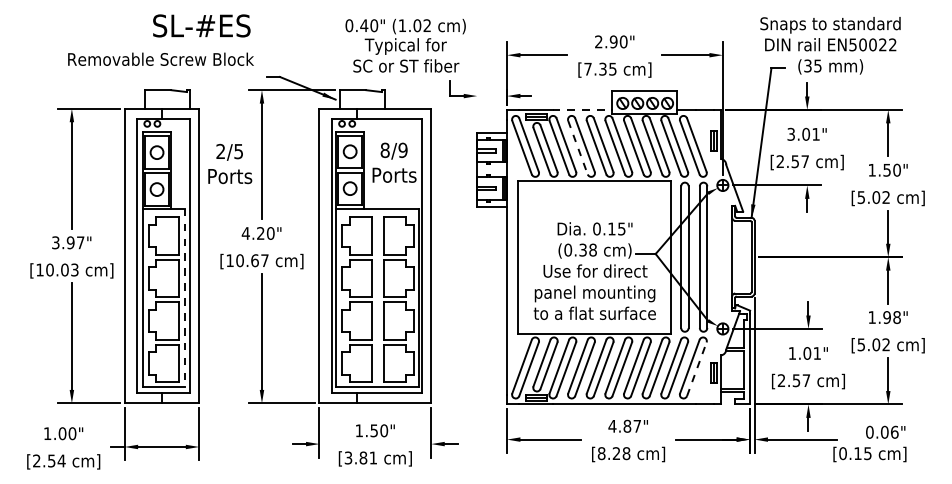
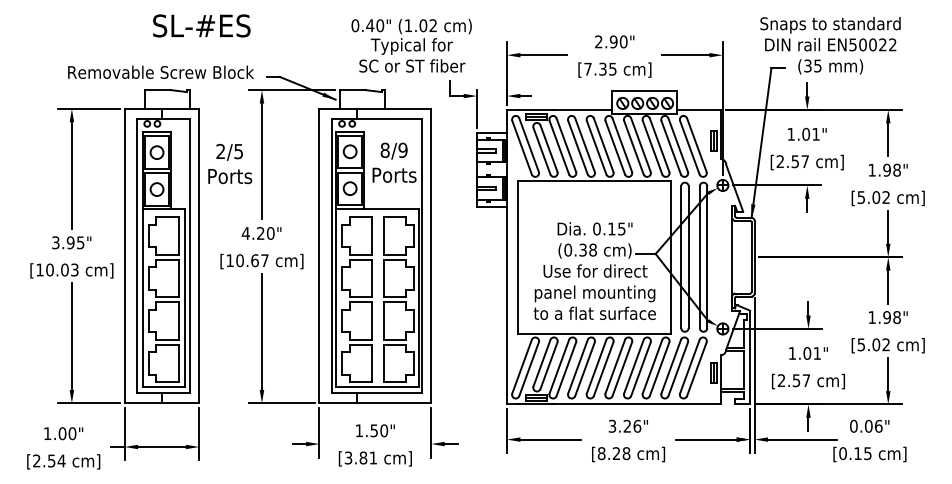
text position: (405, 45) -> (411, 45) (411, 45)
text position: (160, 58) -> (160, 71) (160, 71)
line: none -> present (477, 108)
line: dashed -> solid (582, 109)
text: 3.01" -> 1.01" (790, 133)
line: dashed -> solid (578, 147)
text: 1.50" -> 1.98" (891, 169)
text: 3.97" -> 3.95" (80, 242)
line: dashed -> solid (184, 298)
line: dashed -> solid (696, 369)
text: 4.87" -> 3.26" (624, 425)
text position: (885, 431) -> (869, 425) (869, 425)
